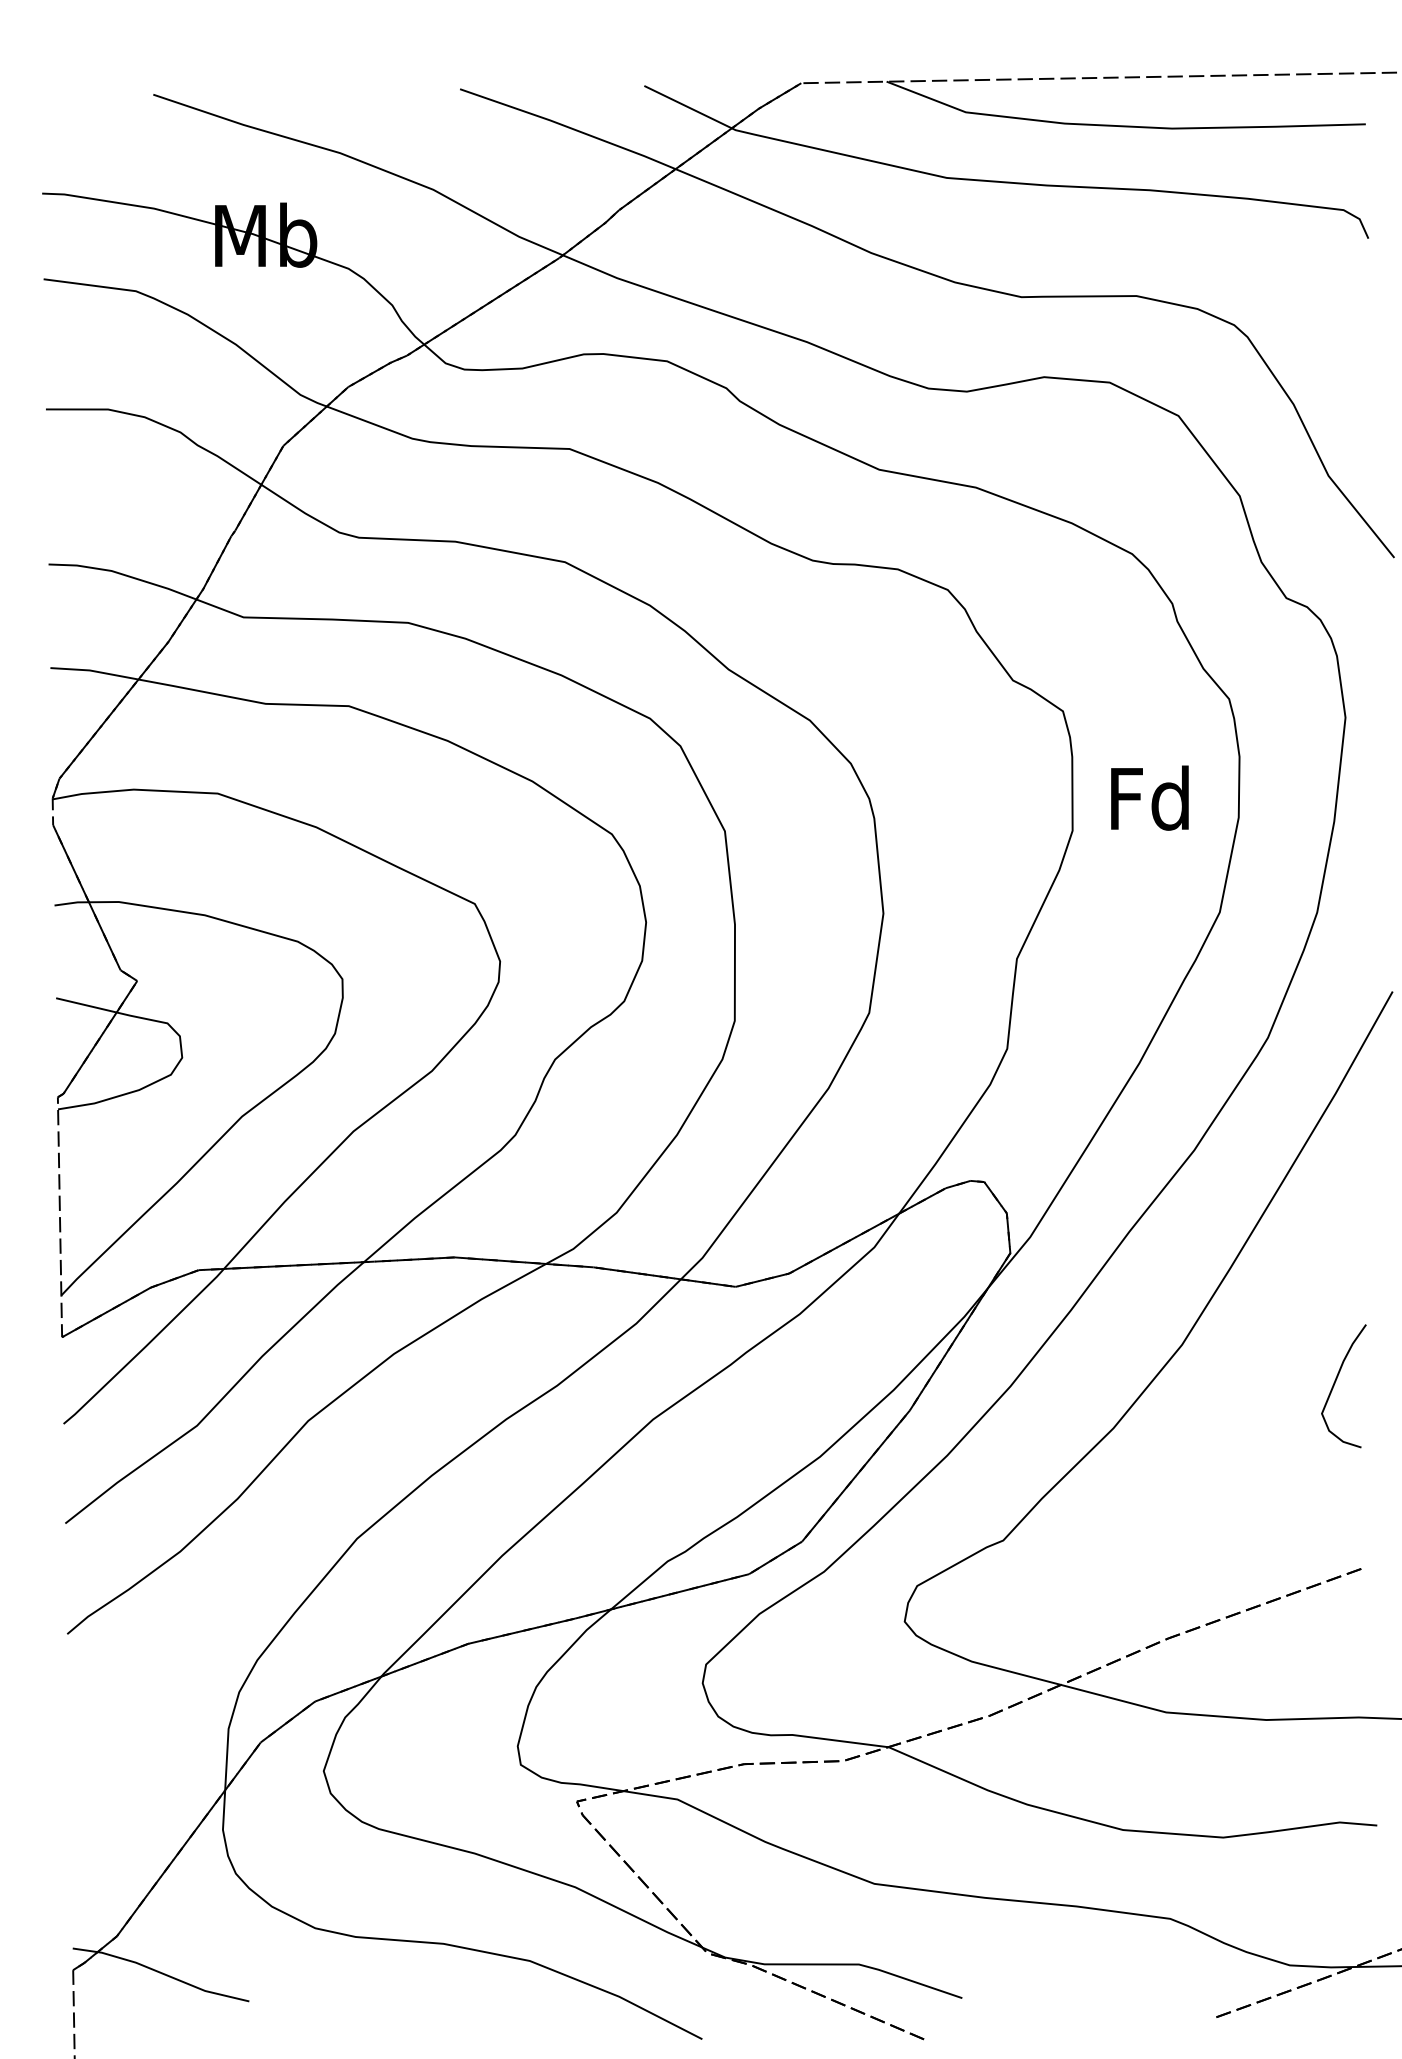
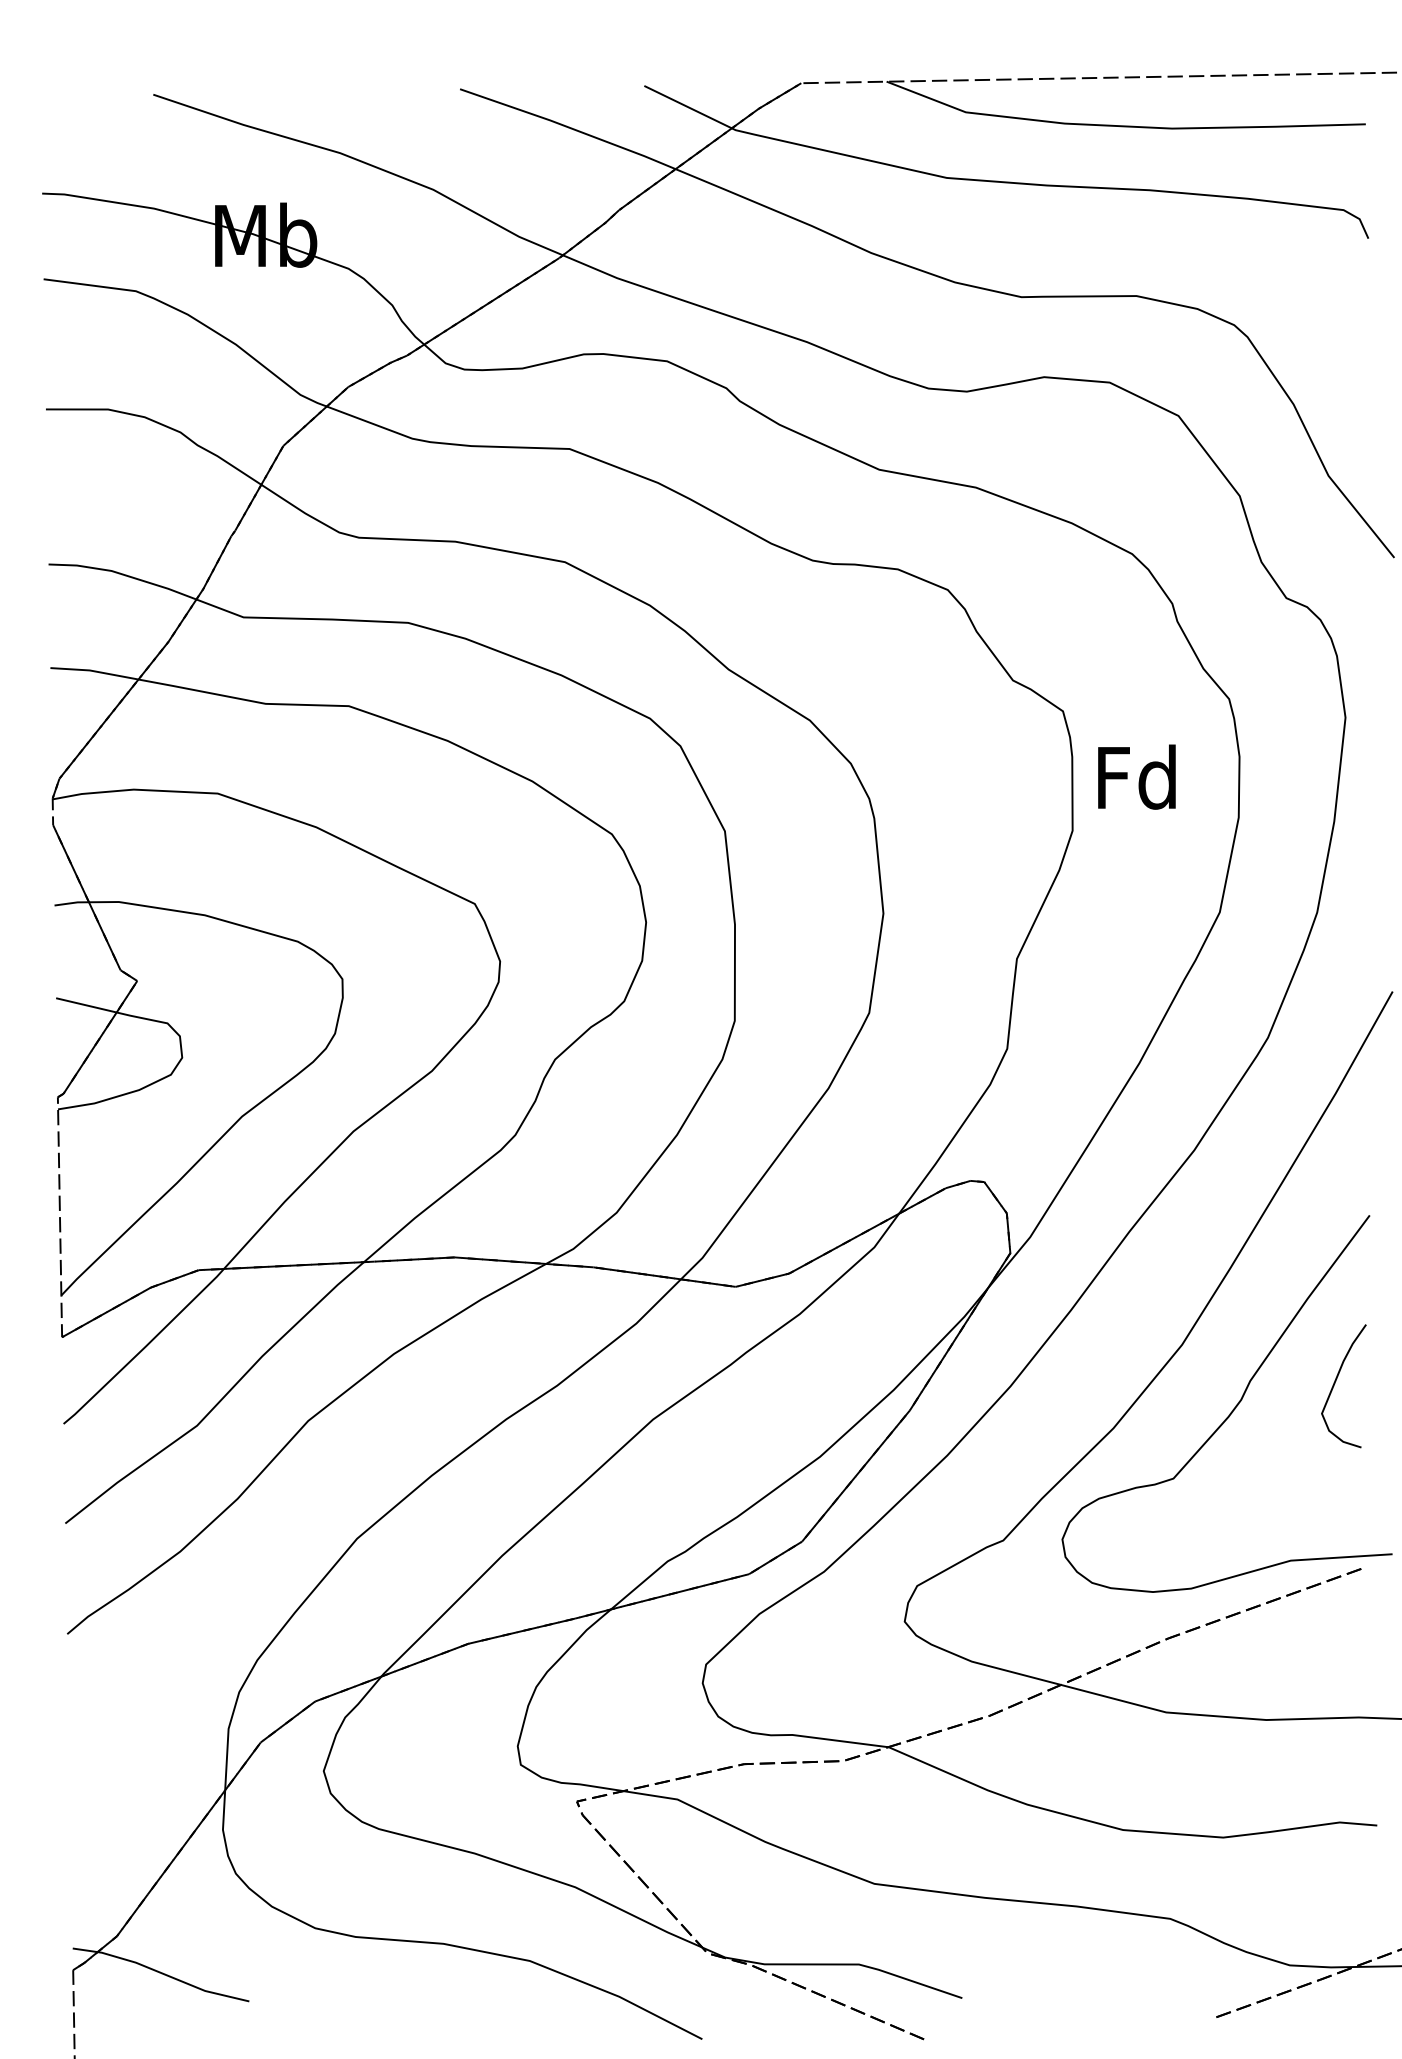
text position: (1149, 797) -> (1136, 776) (1136, 776)
curve: none -> present (1232, 1409)
